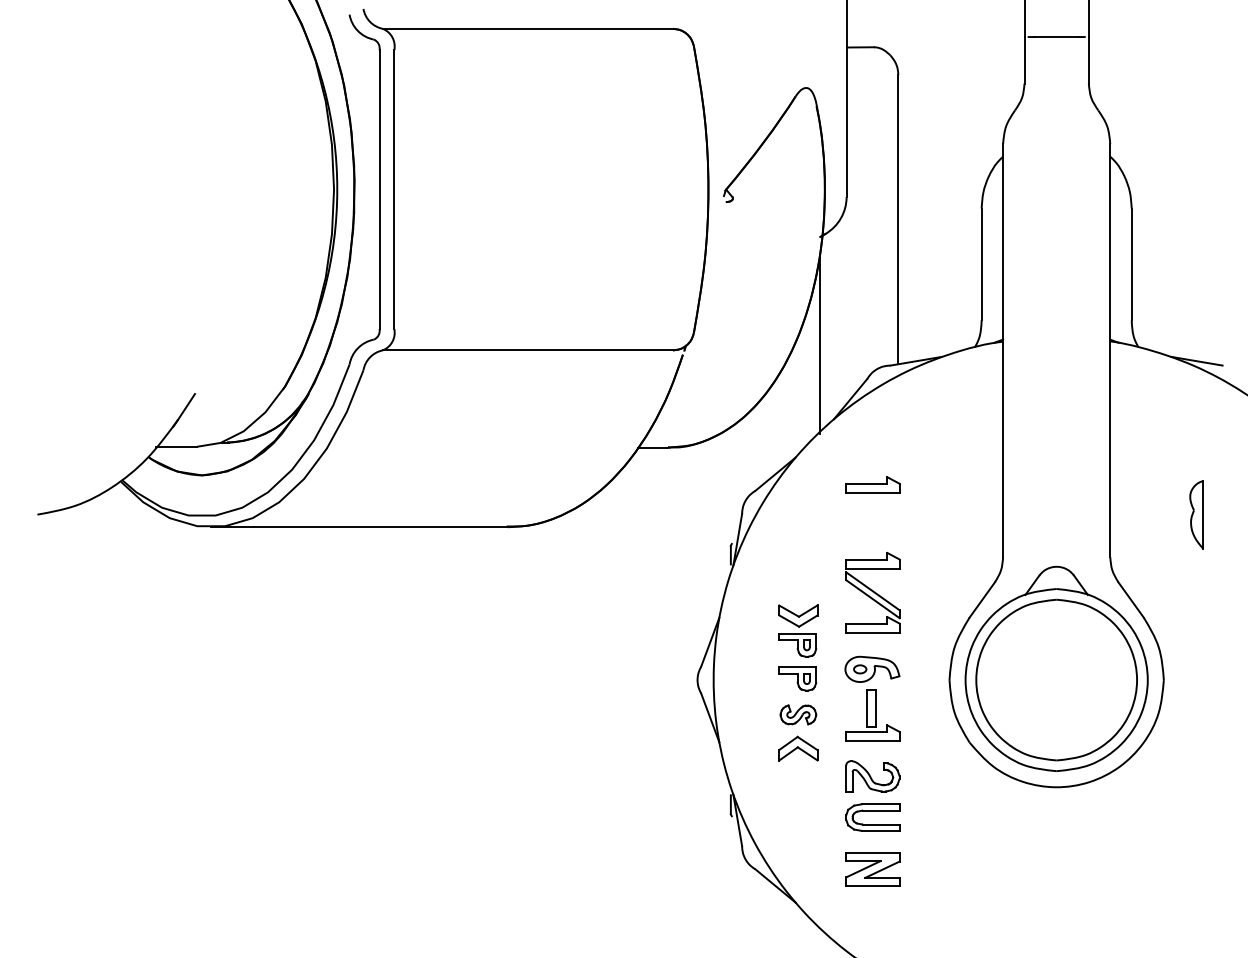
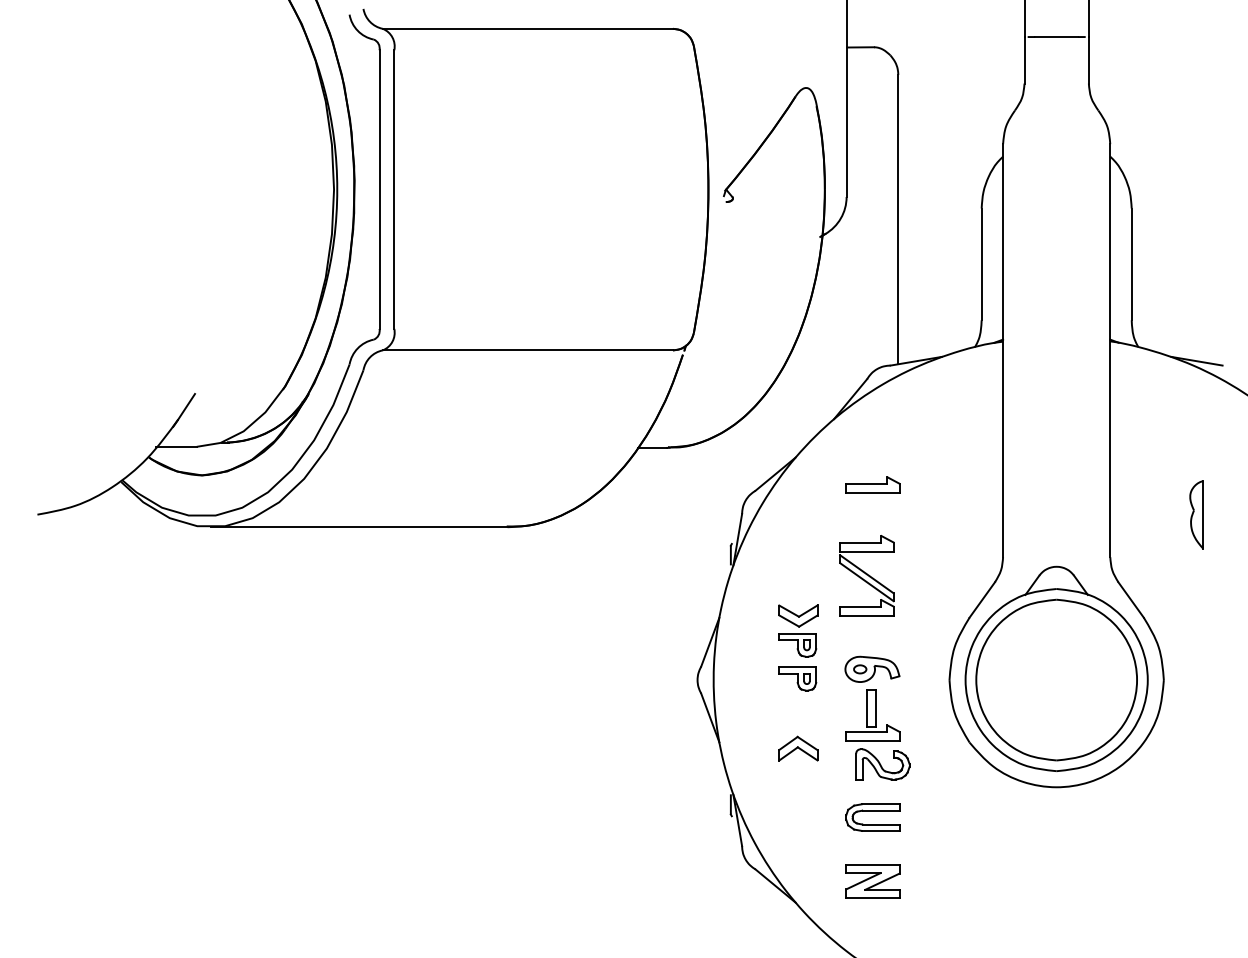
line: present -> none (819, 343)
part position: (872, 592) -> (866, 575) (866, 575)
part: present -> none (798, 714)
part position: (872, 776) -> (882, 764) (882, 764)
part position: (872, 869) -> (872, 881) (872, 881)
